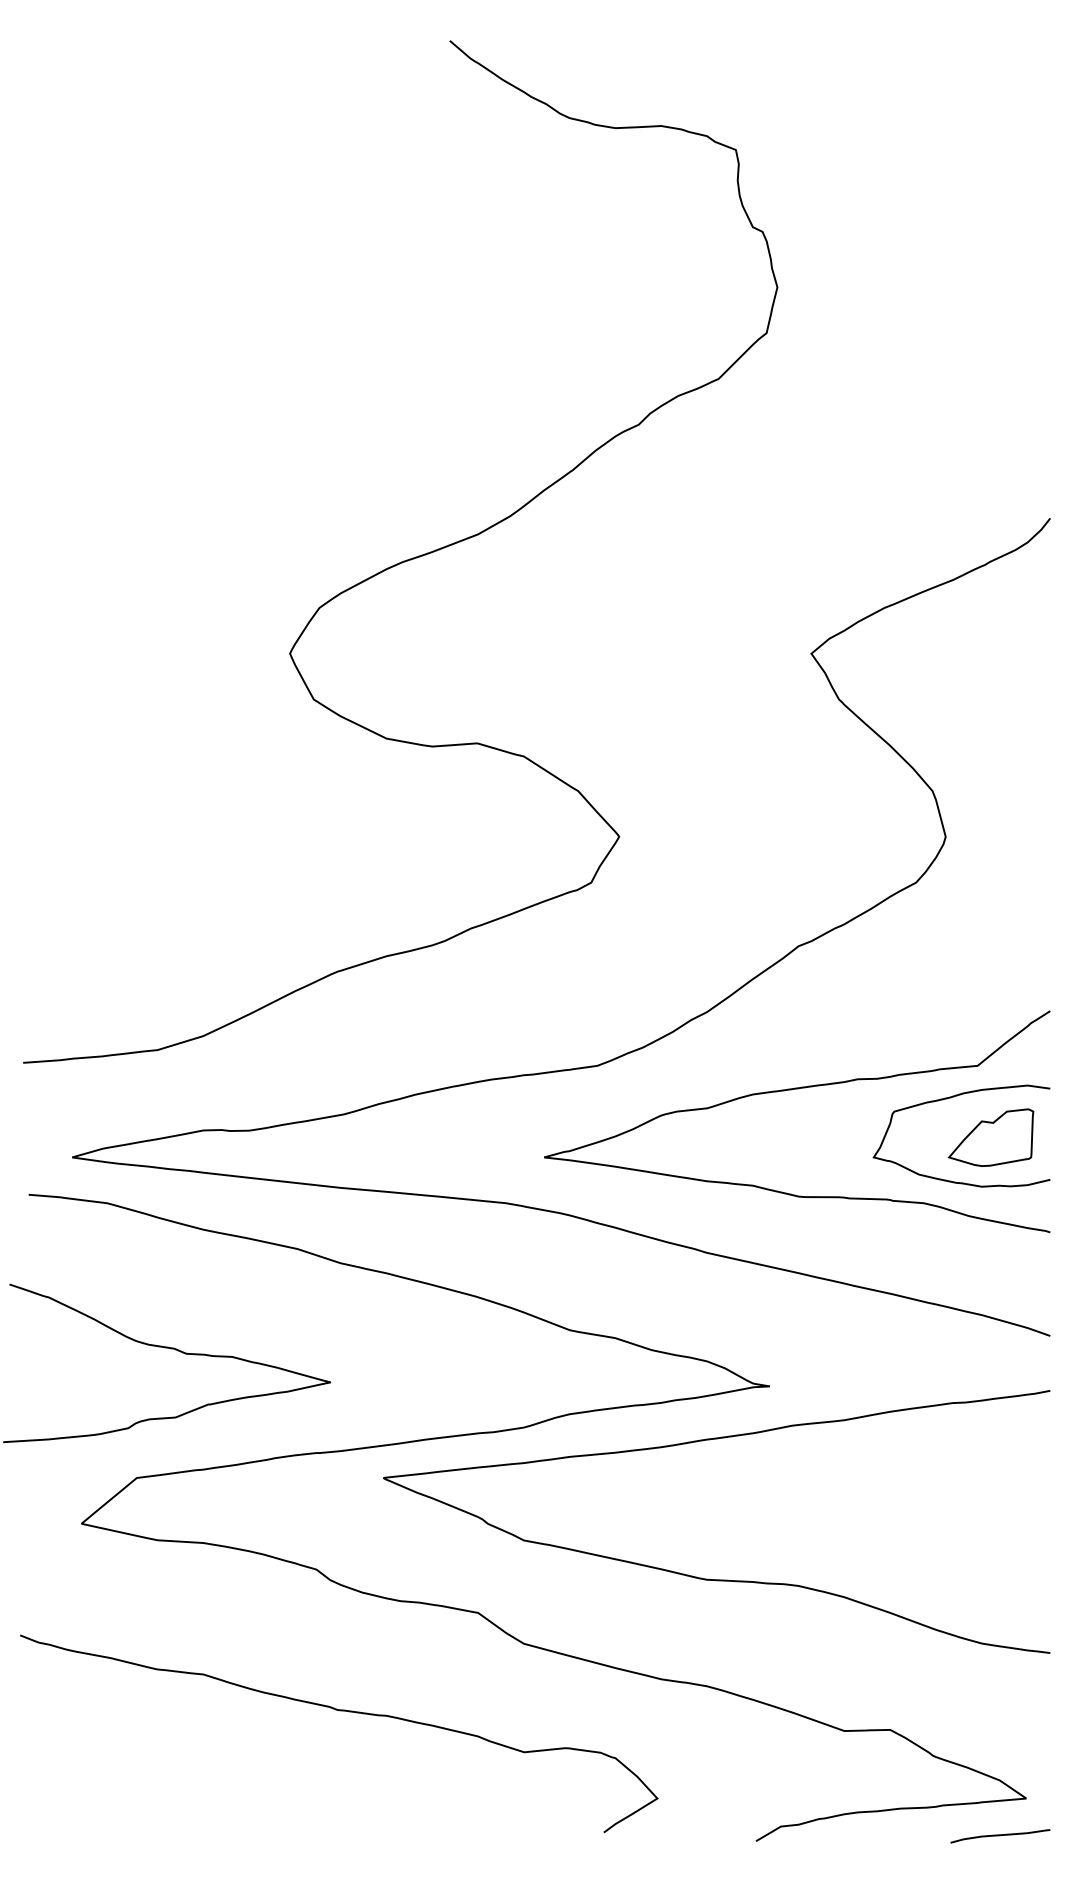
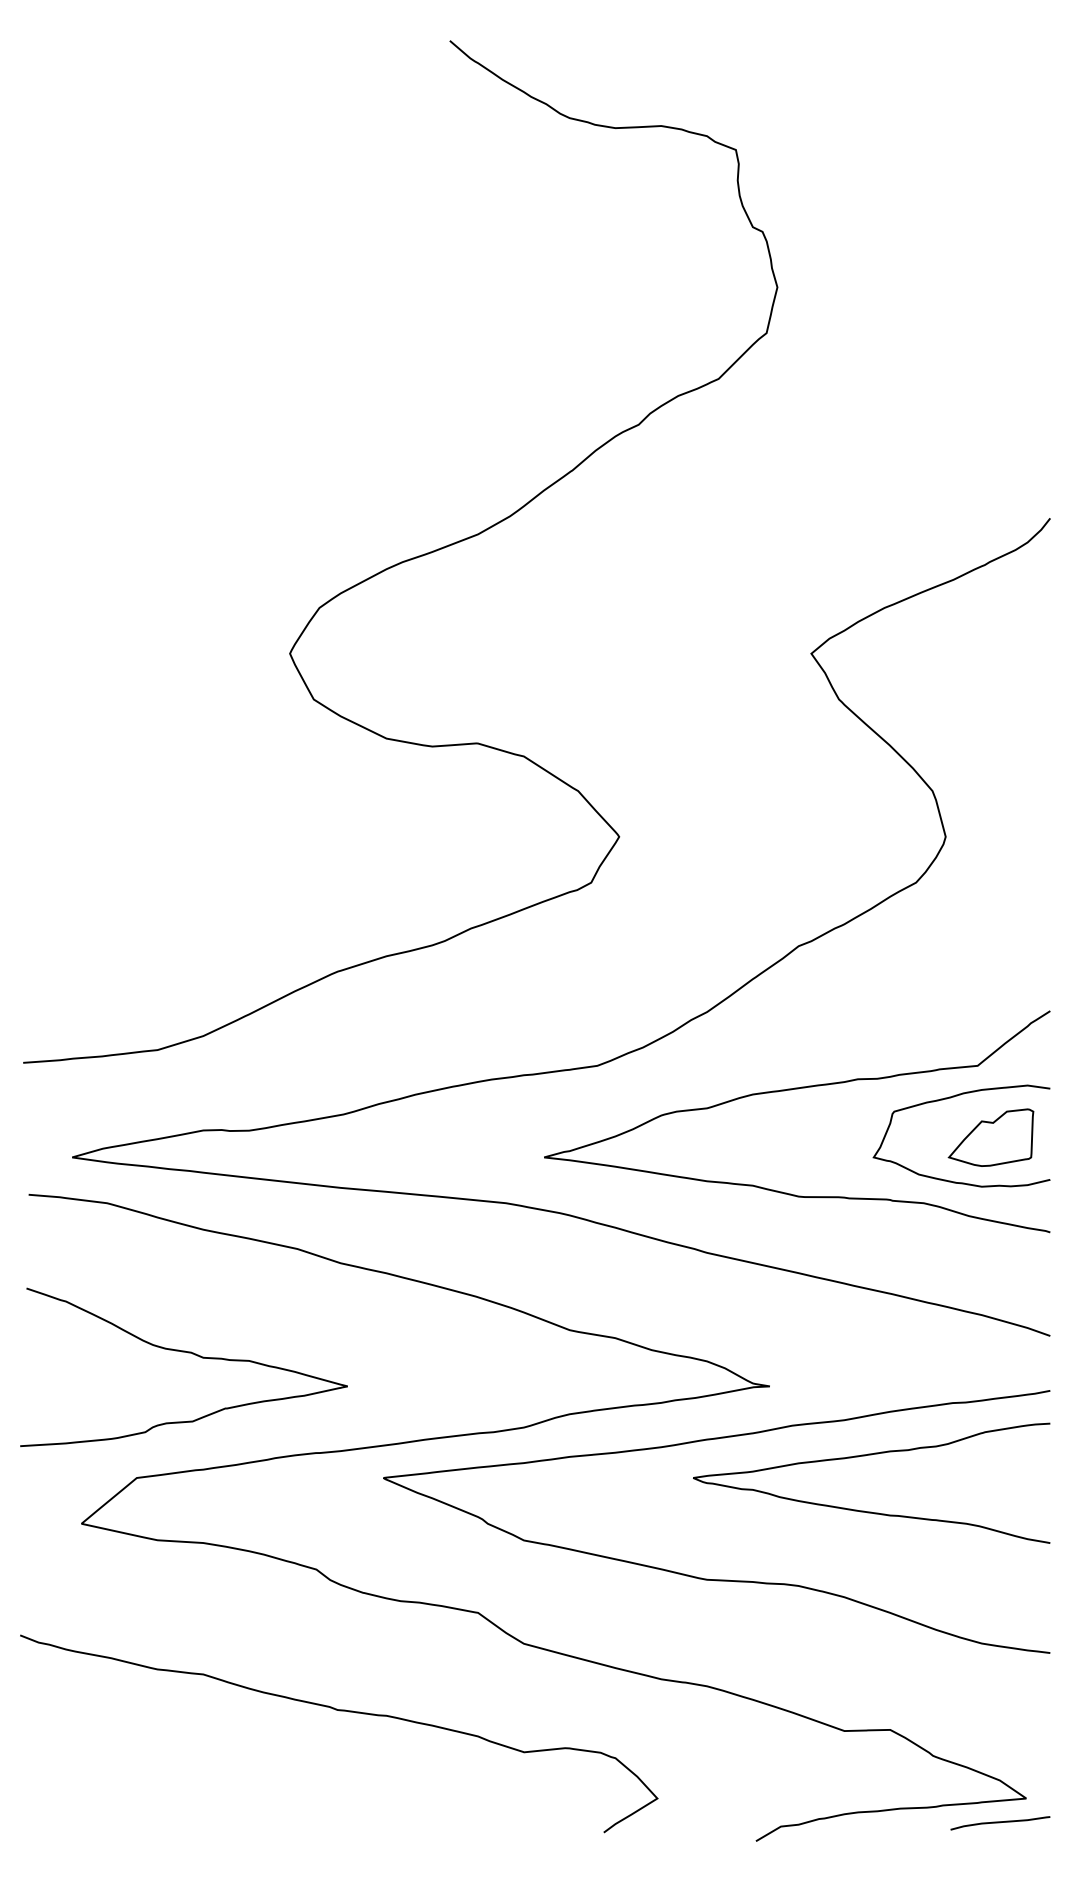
curve position: (171, 1349) -> (188, 1353) (188, 1353)
curve: none -> present (865, 1456)
curve position: (1000, 1836) -> (1000, 1823) (1000, 1823)
